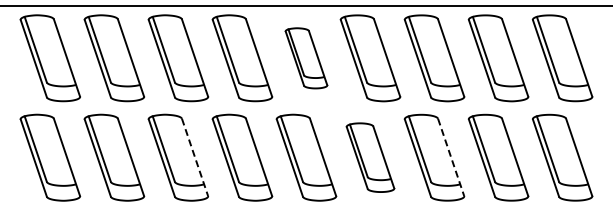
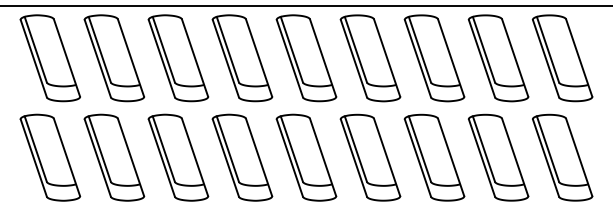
part size: 45x63 px -> 63x89 px (306, 58)
line: dashed -> solid (195, 157)
part size: 51x71 px -> 63x89 px (370, 157)
line: dashed -> solid (451, 157)
